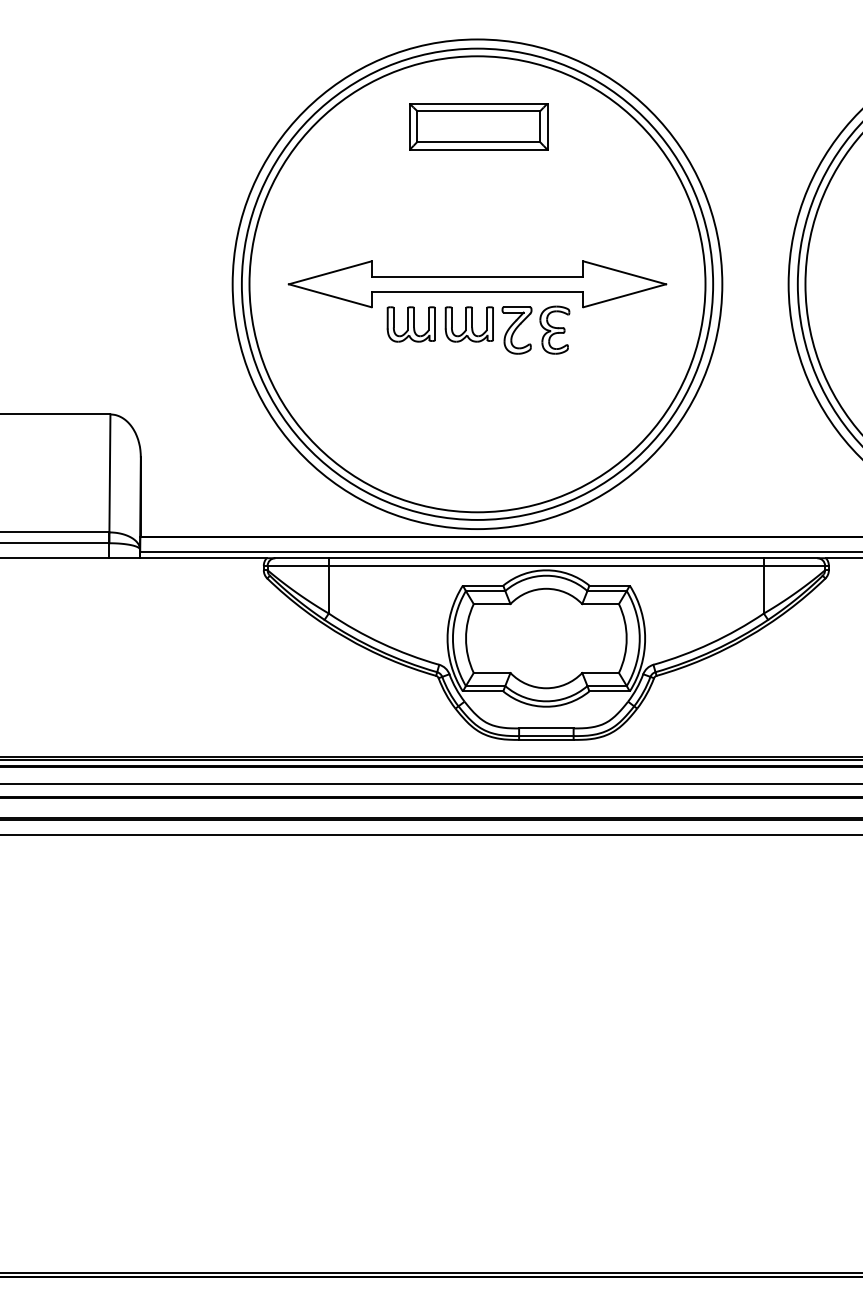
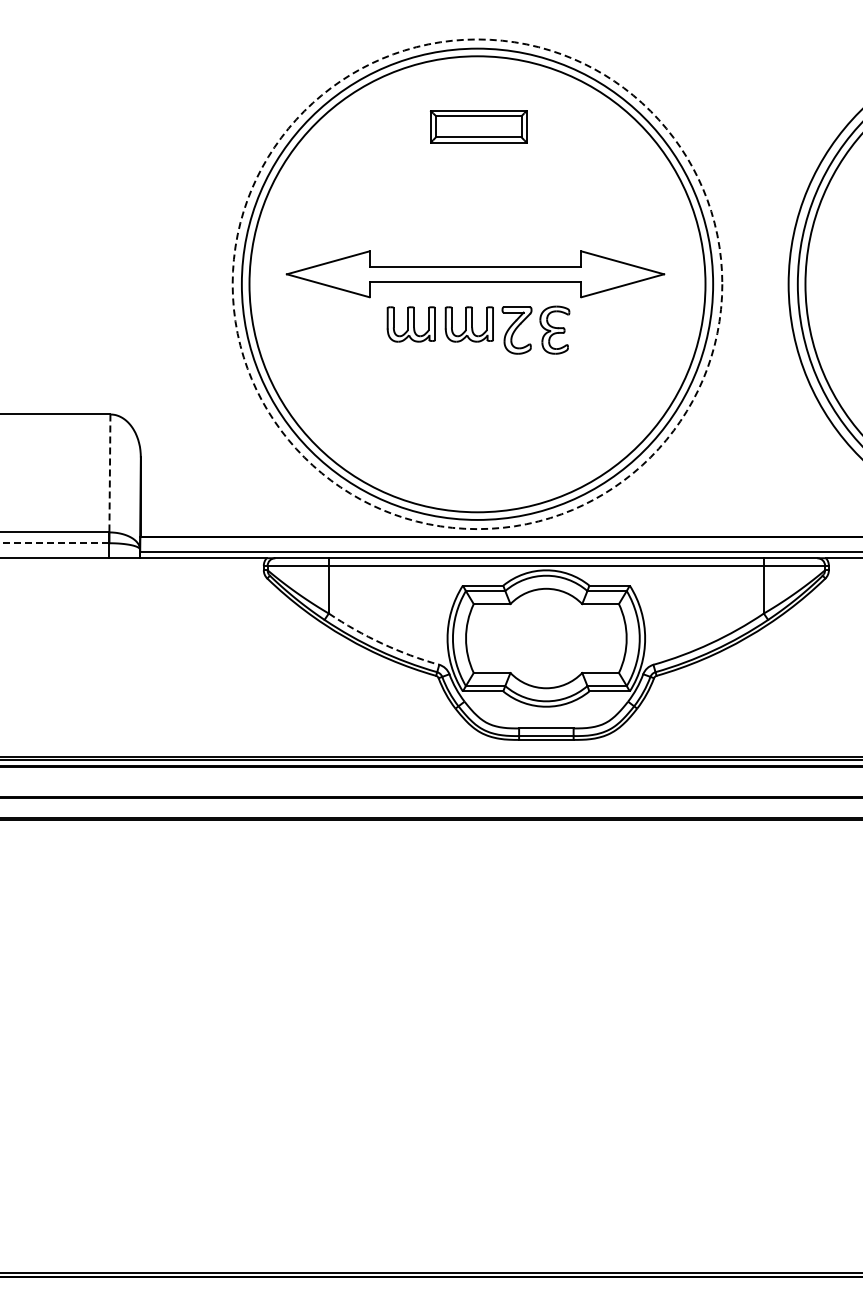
part size: 140x48 px -> 98x34 px (478, 126)
circle: solid -> dashed (477, 284)
part position: (477, 284) -> (475, 274) (475, 274)
line: solid -> dashed (109, 473)
line: solid -> dashed (54, 543)
arc: solid -> dashed (382, 643)
line: present -> none (430, 783)
line: present -> none (430, 834)
